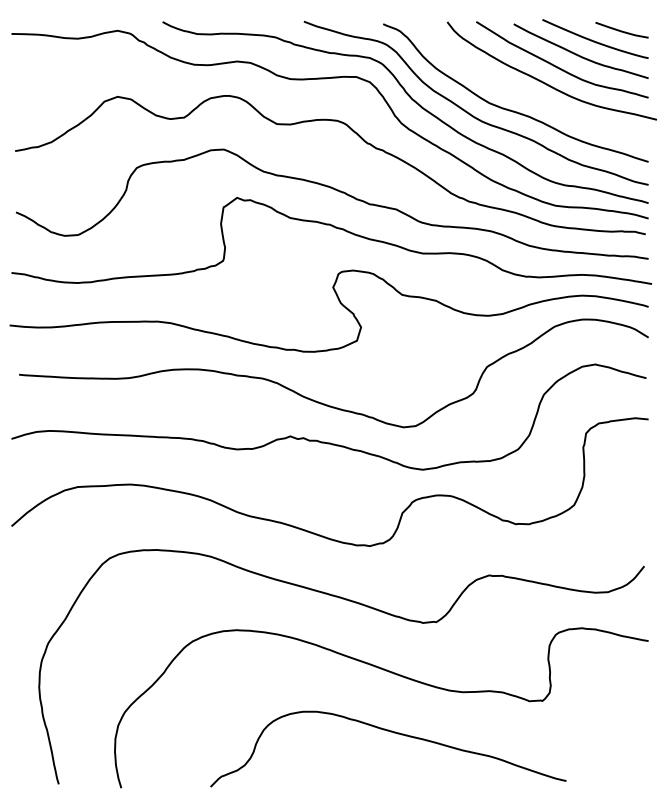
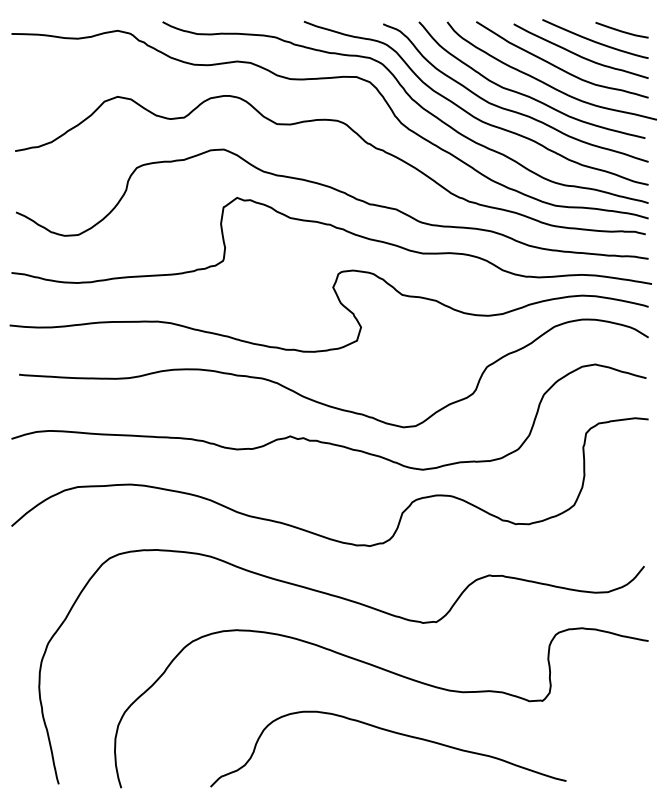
curve: none -> present (526, 94)
